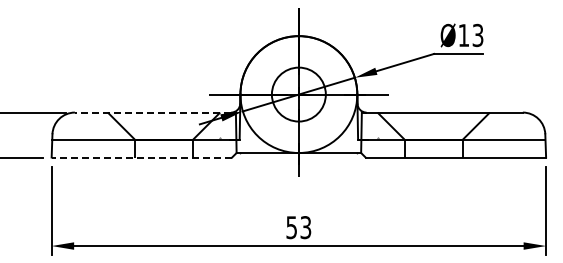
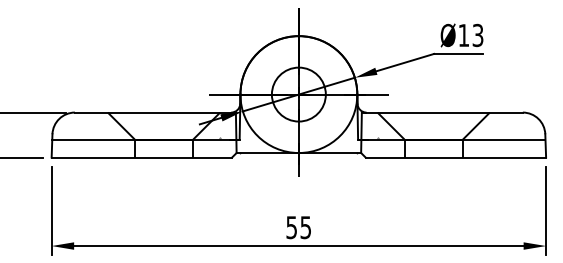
line: dashed -> solid (152, 112)
line: dashed -> solid (141, 157)
text: 53 -> 55 (306, 227)
